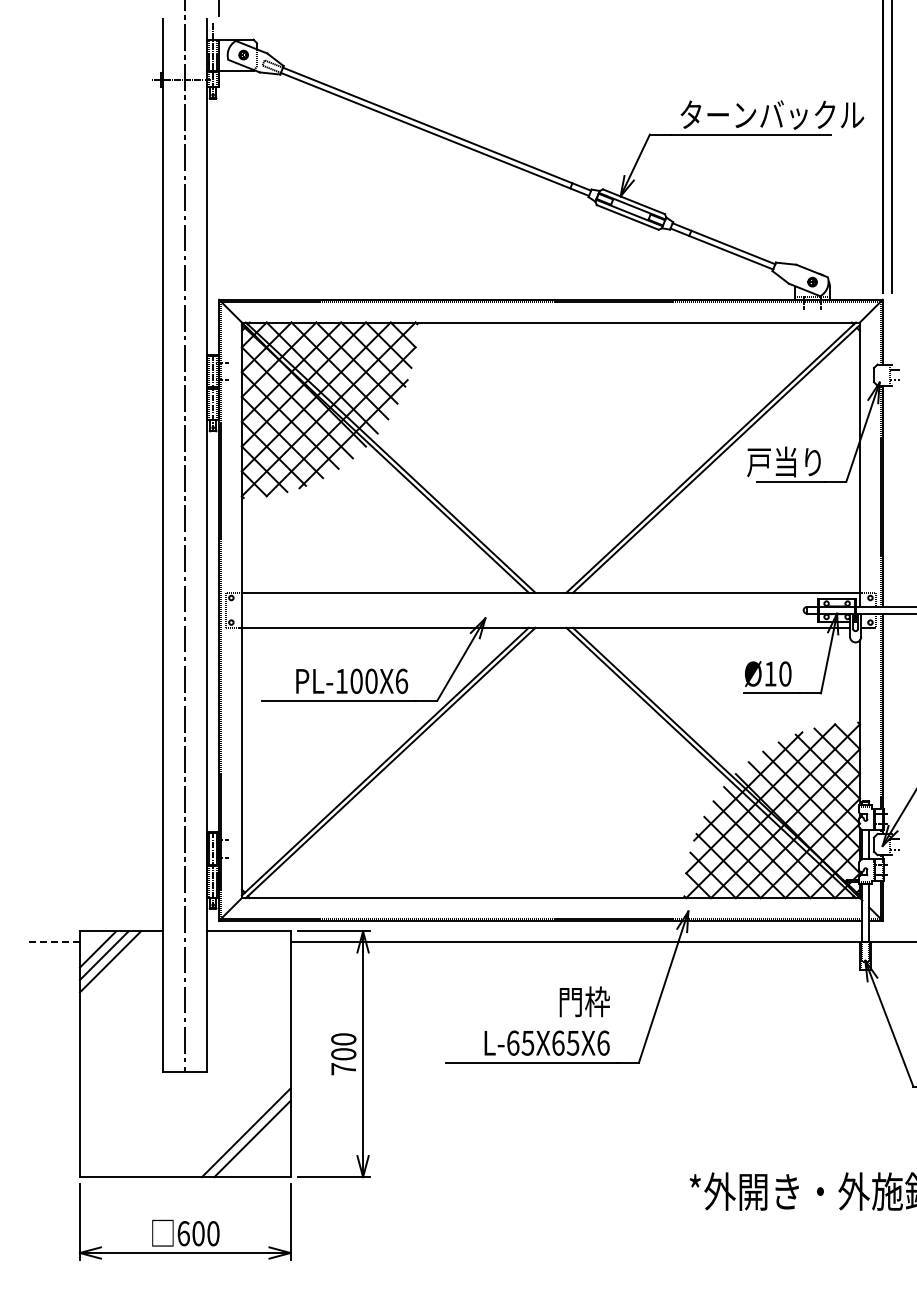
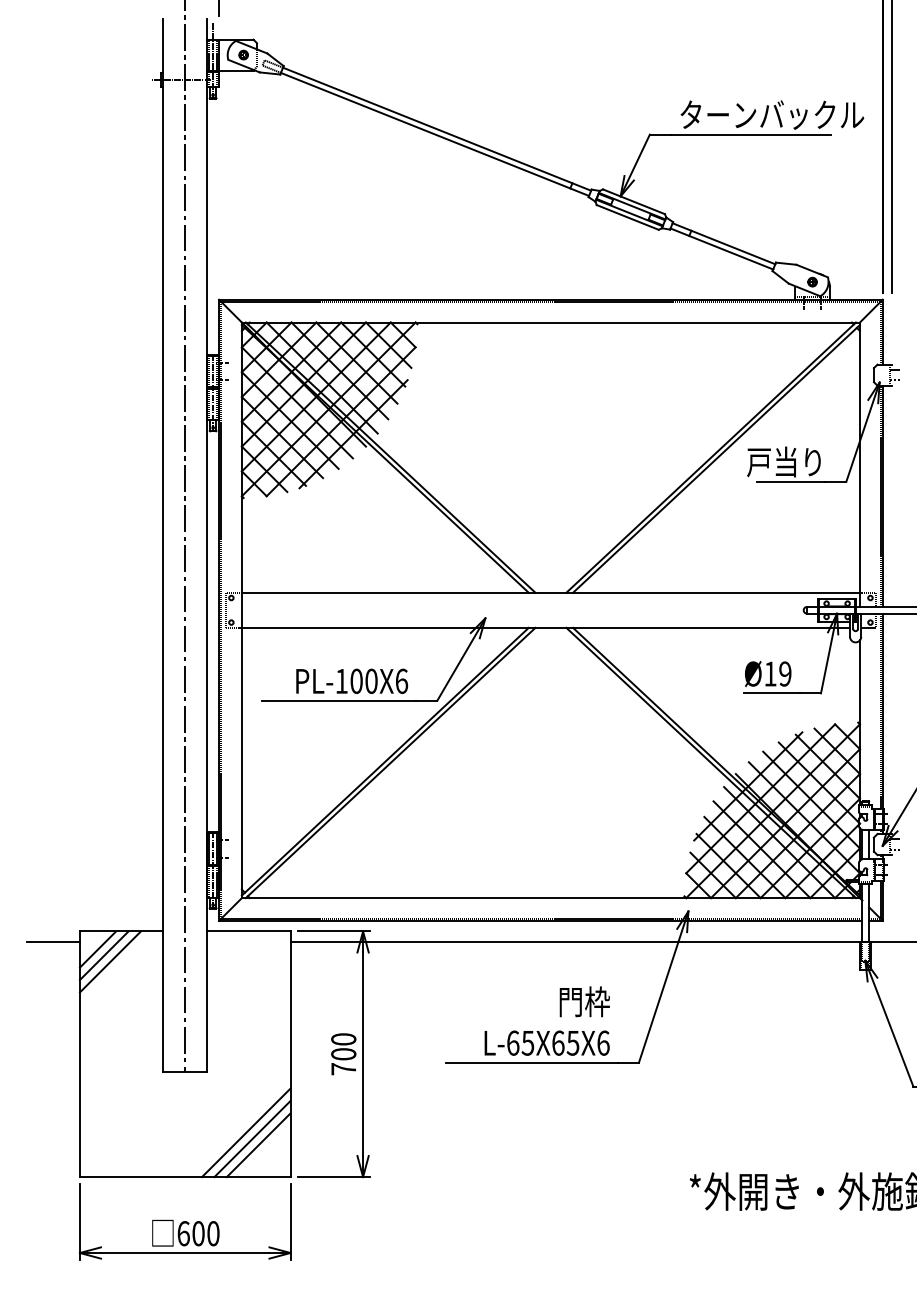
text: Ø10 -> Ø19 (785, 673)
line: dashed -> solid (53, 941)
line: none -> present (258, 1145)
